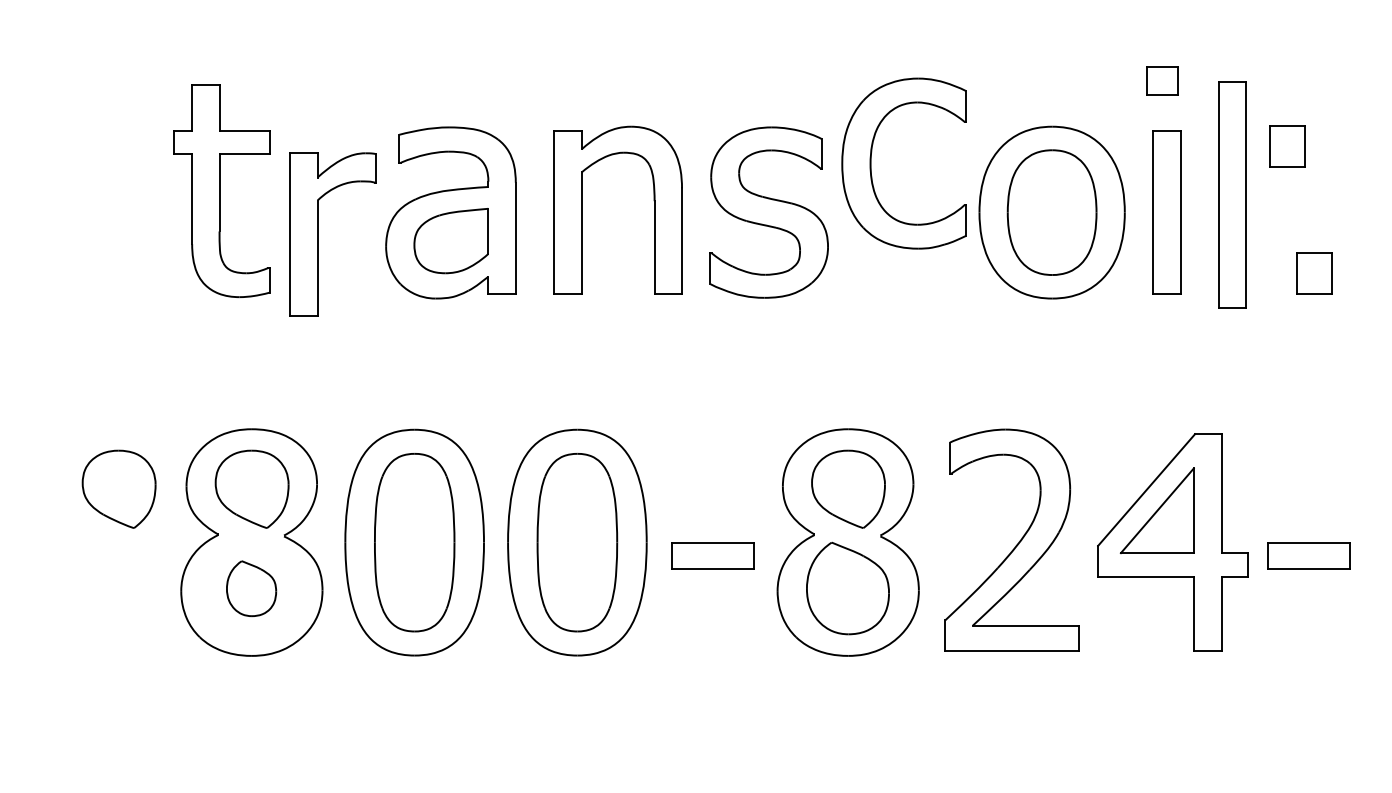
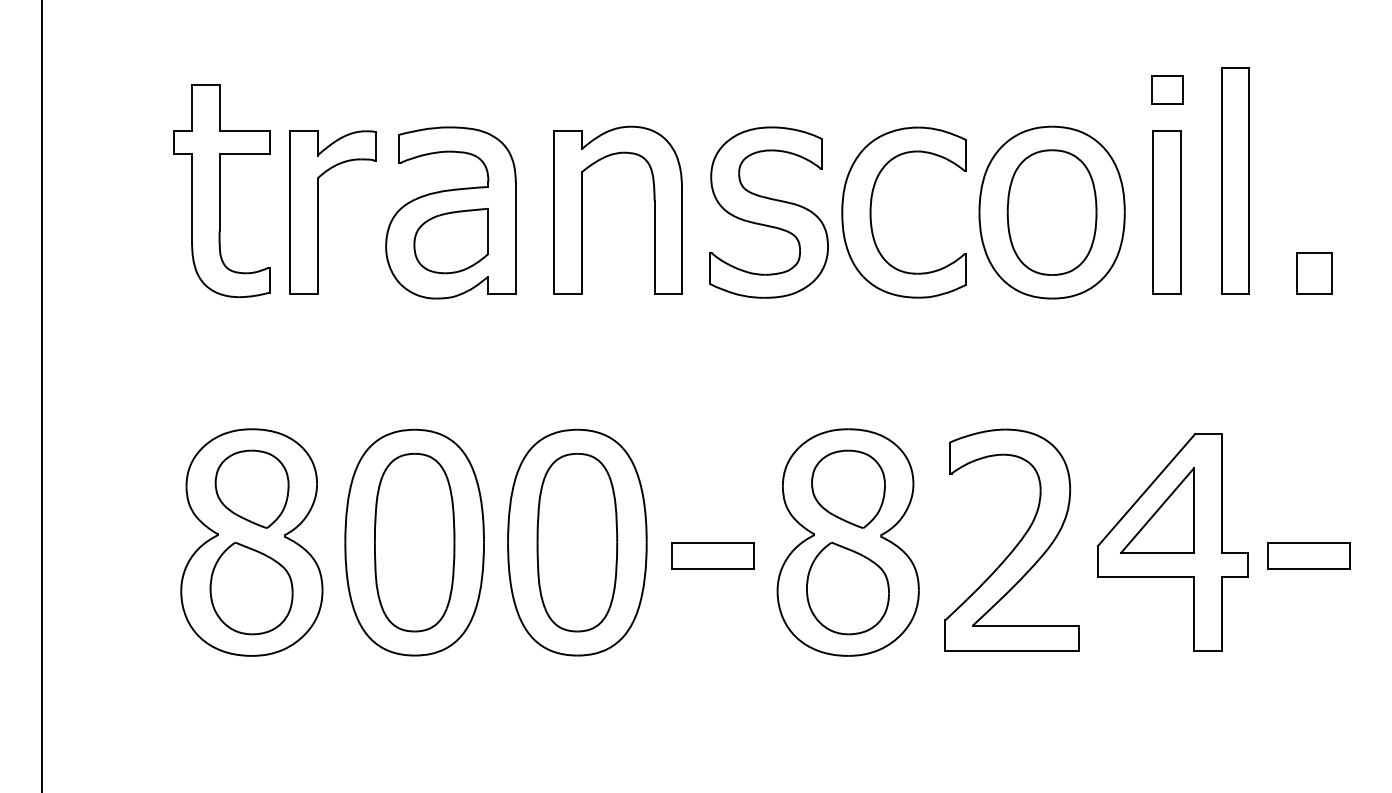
part position: (1162, 80) -> (1167, 89) (1167, 89)
part: present -> none (1287, 146)
part position: (871, 163) -> (871, 212) (871, 212)
part position: (1232, 194) -> (1235, 180) (1235, 180)
part position: (318, 234) -> (318, 212) (318, 212)
line: none -> present (41, 395)
part: present -> none (118, 488)
part size: 52x58 px -> 85x94 px (251, 588)
